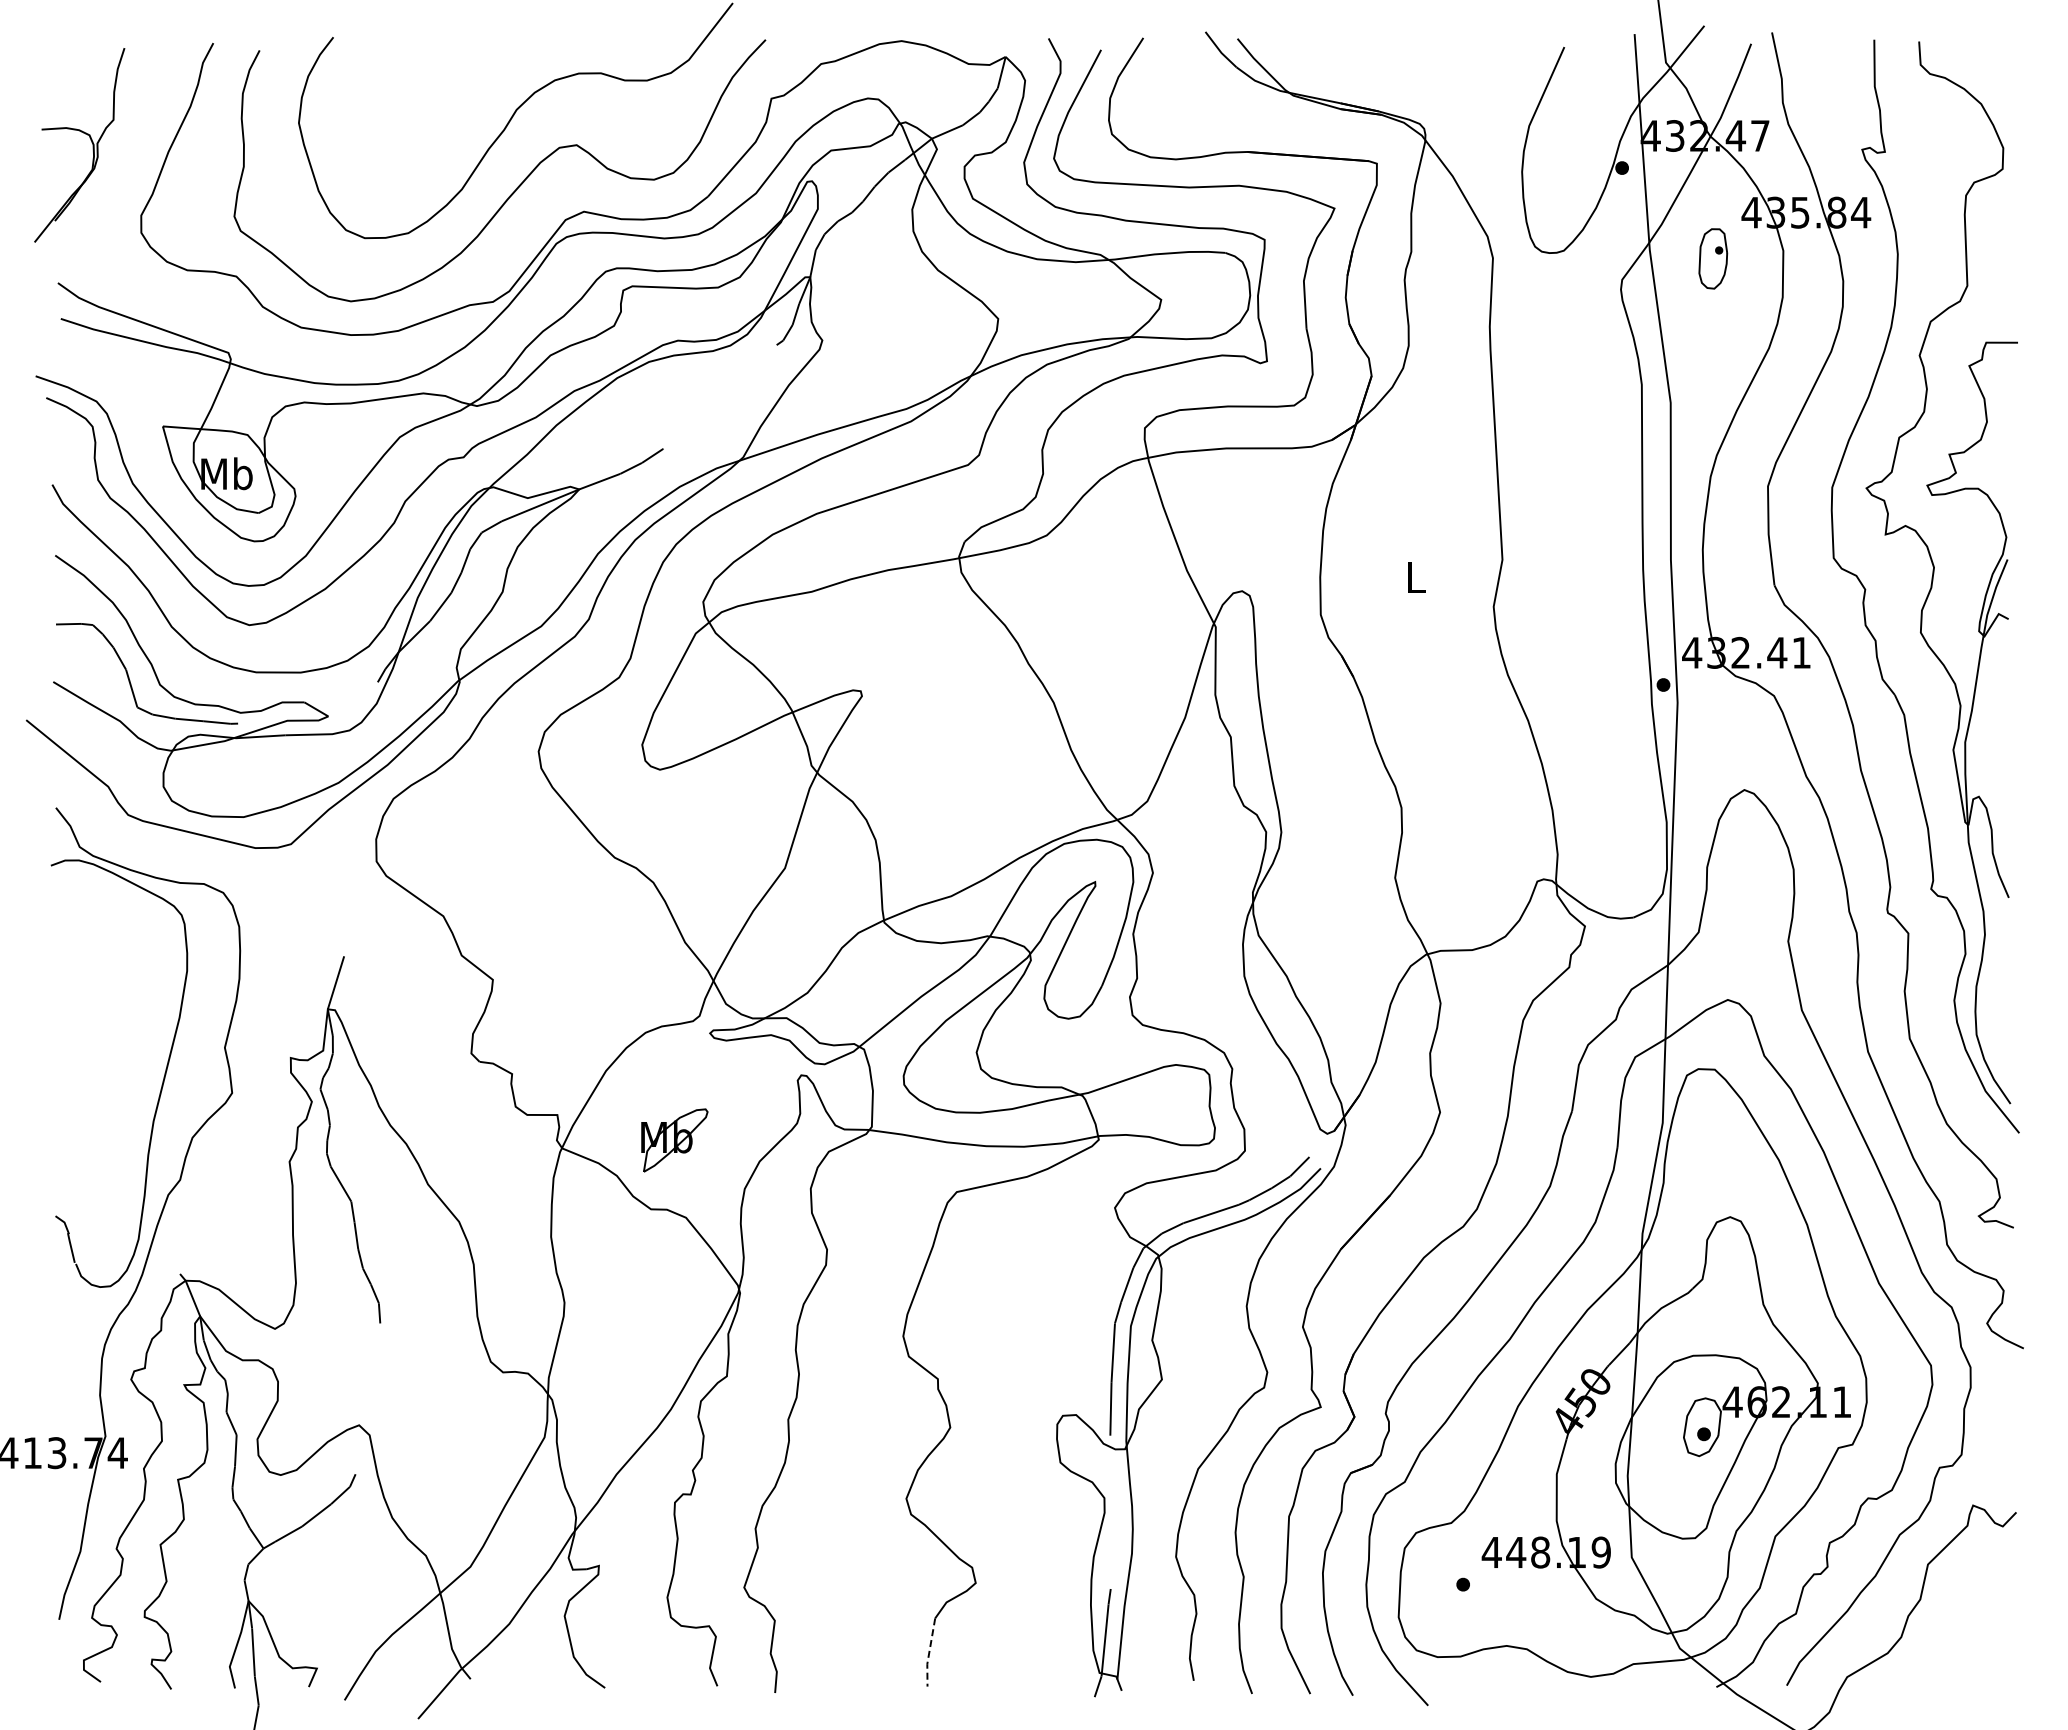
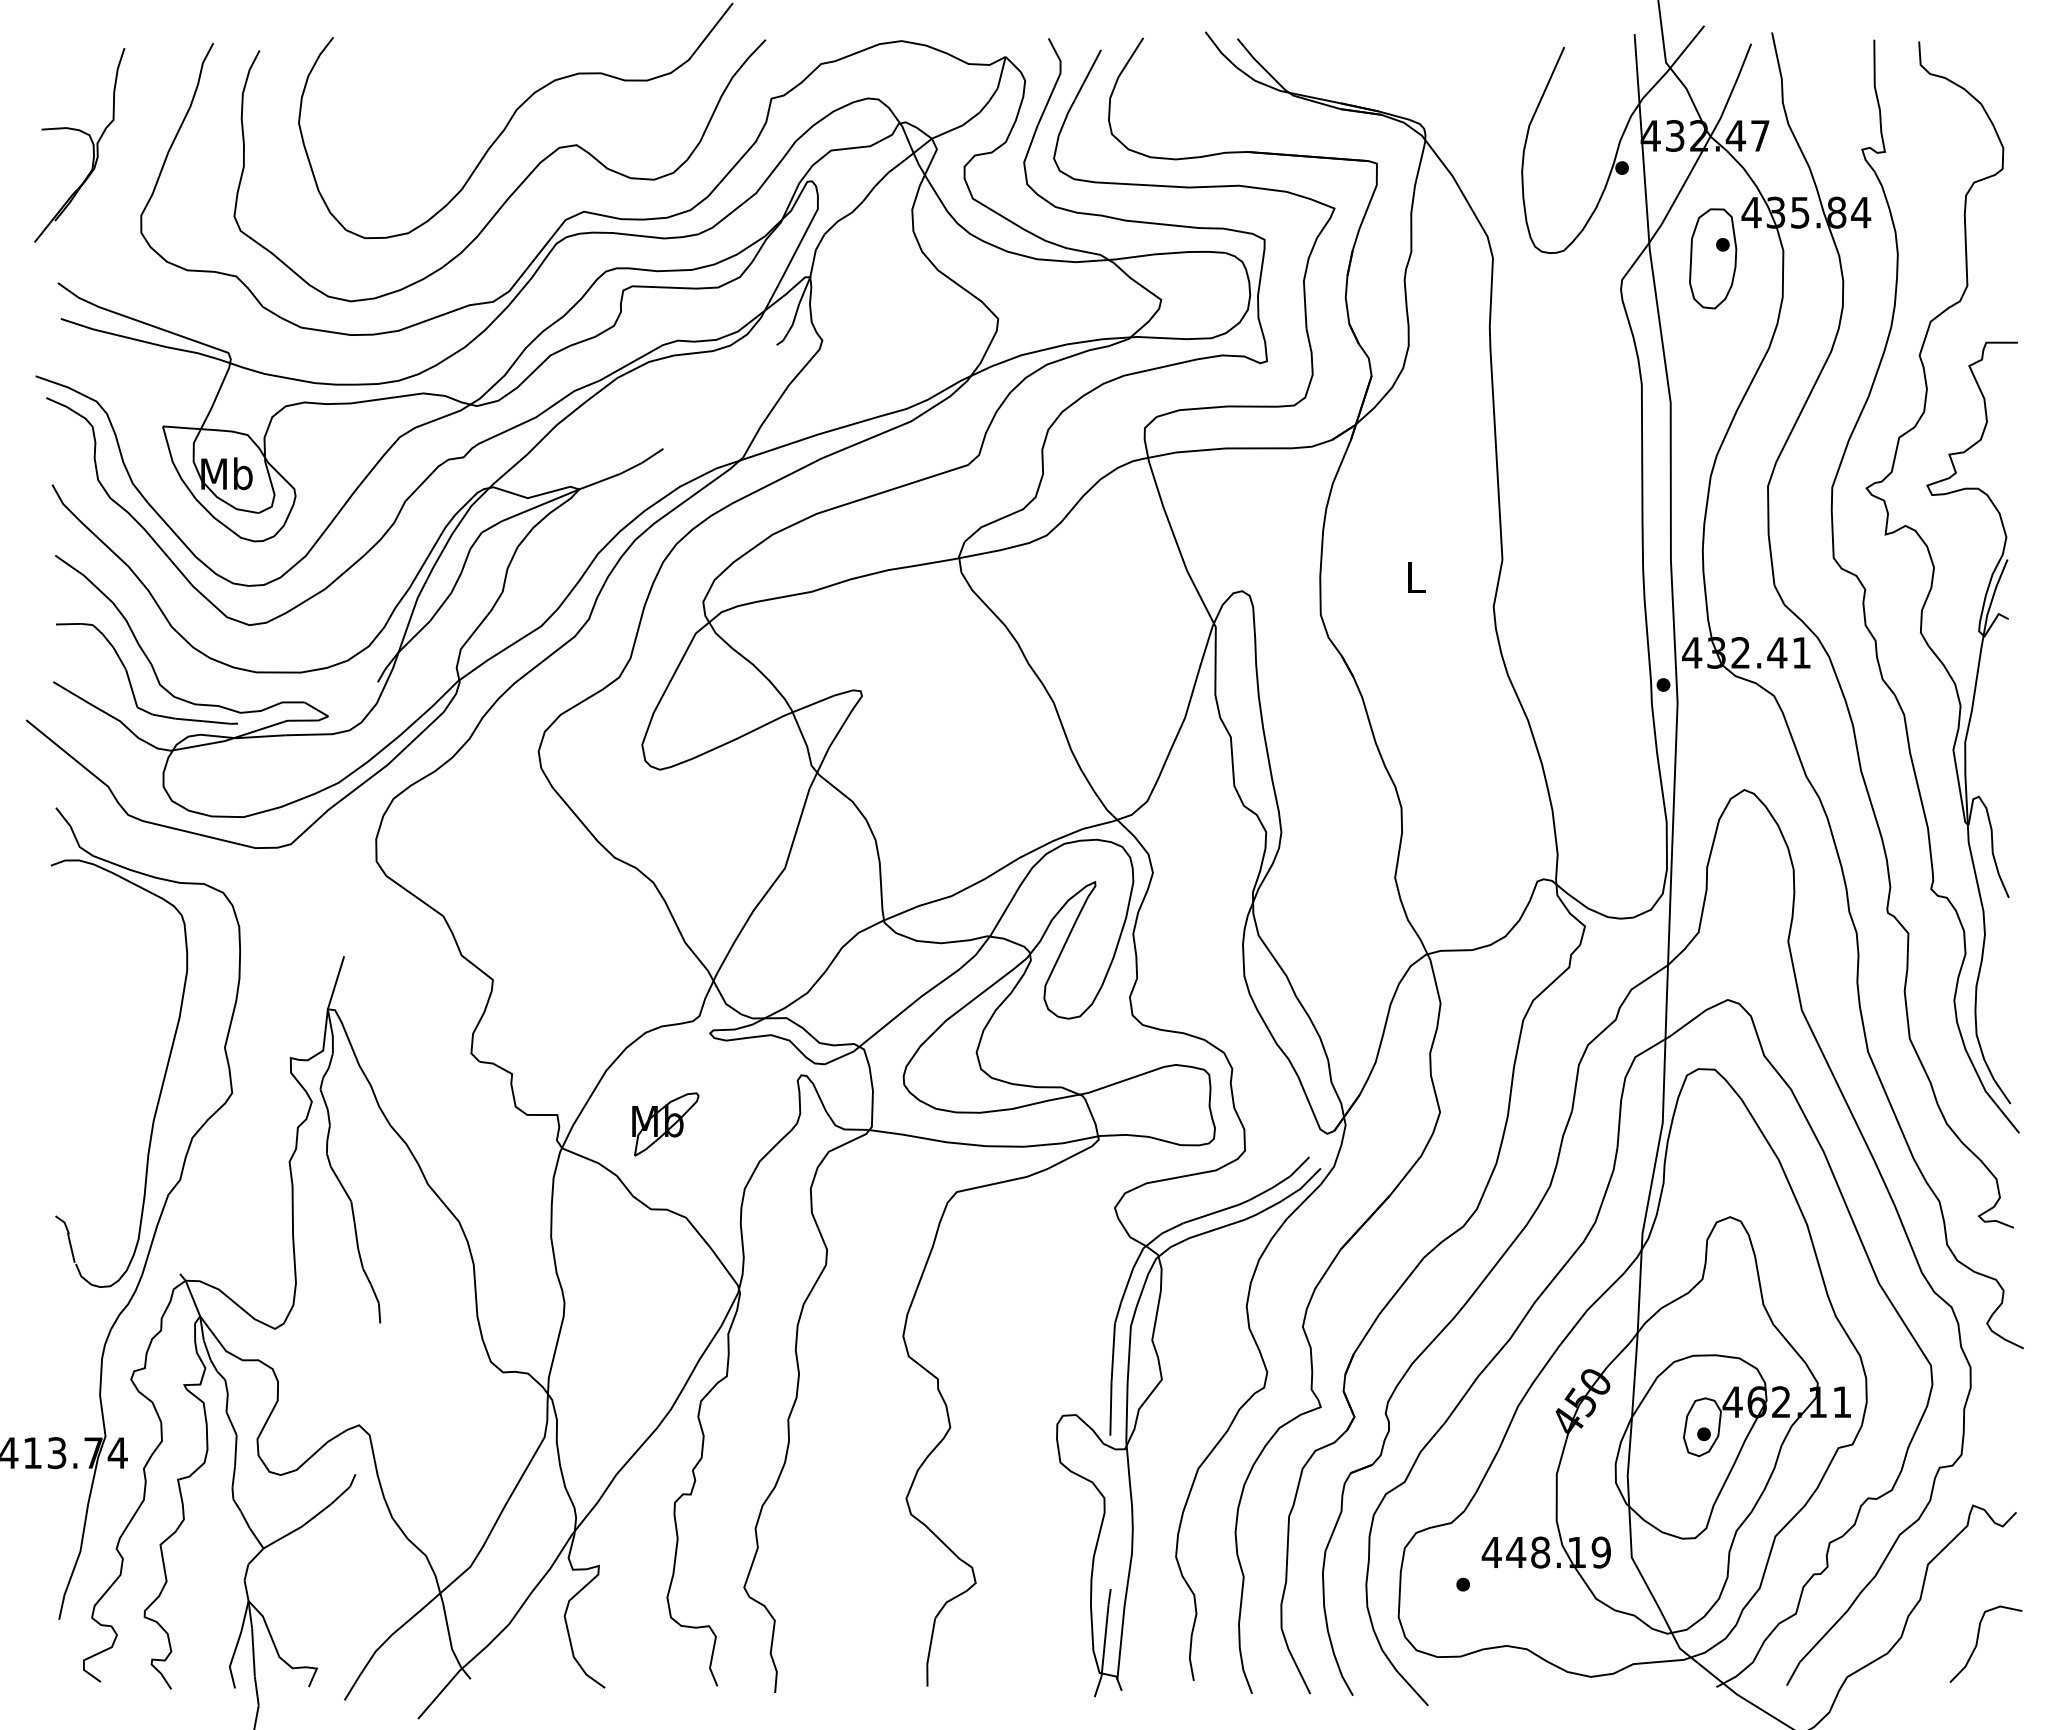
part size: 31x62 px -> 49x102 px (1713, 258)
part position: (674, 1140) -> (665, 1124) (665, 1124)
curve: none -> present (1978, 1640)
line: dashed -> solid (929, 1653)
